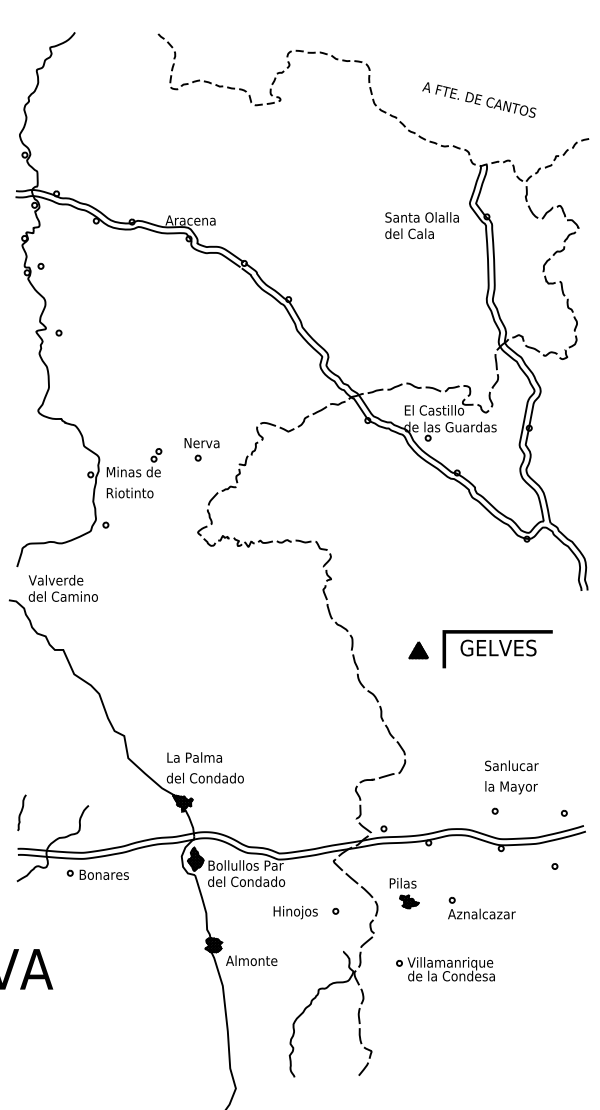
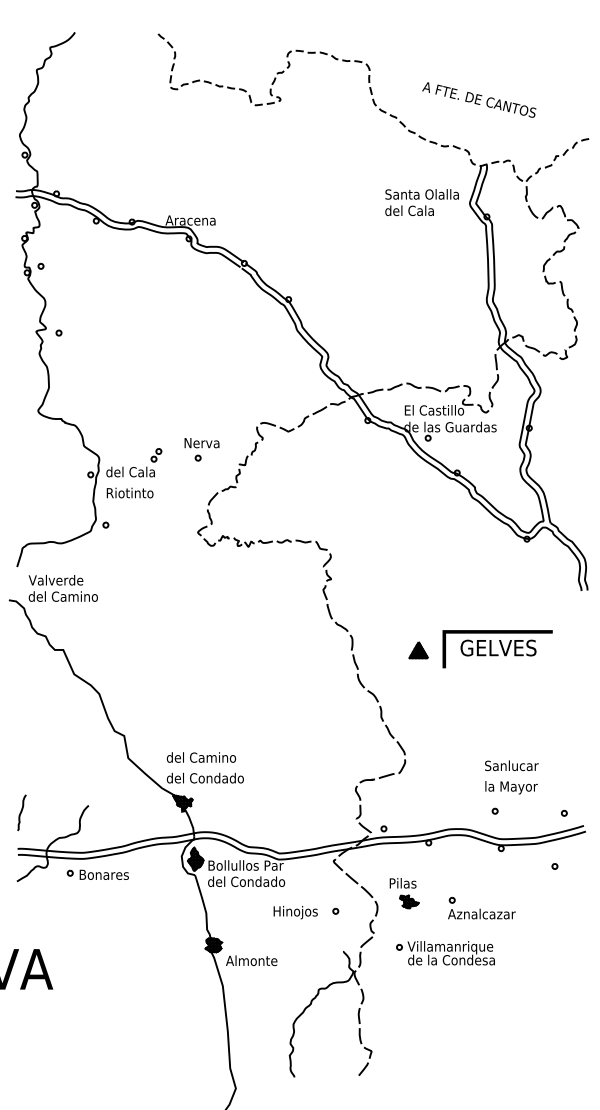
text position: (421, 225) -> (421, 202) (421, 202)
text: Minas de -> del Cala (133, 471)
text: La Palma -> del Camino (201, 757)
part position: (445, 969) -> (445, 953) (445, 953)
